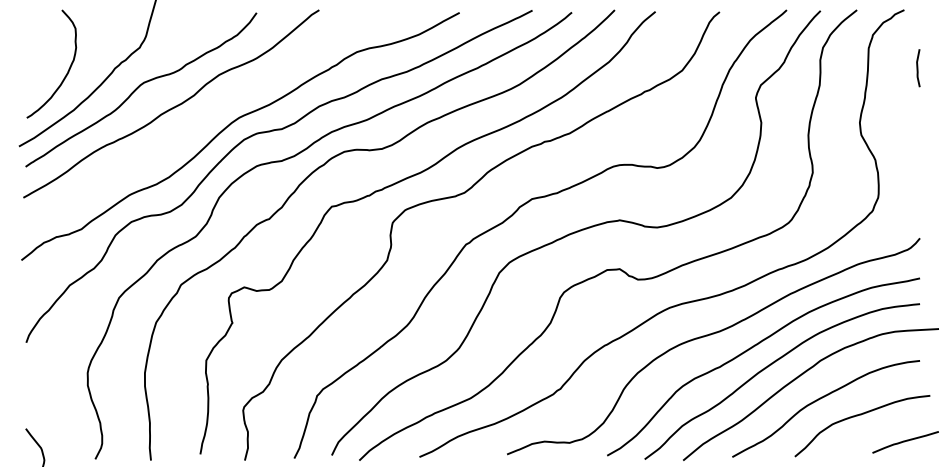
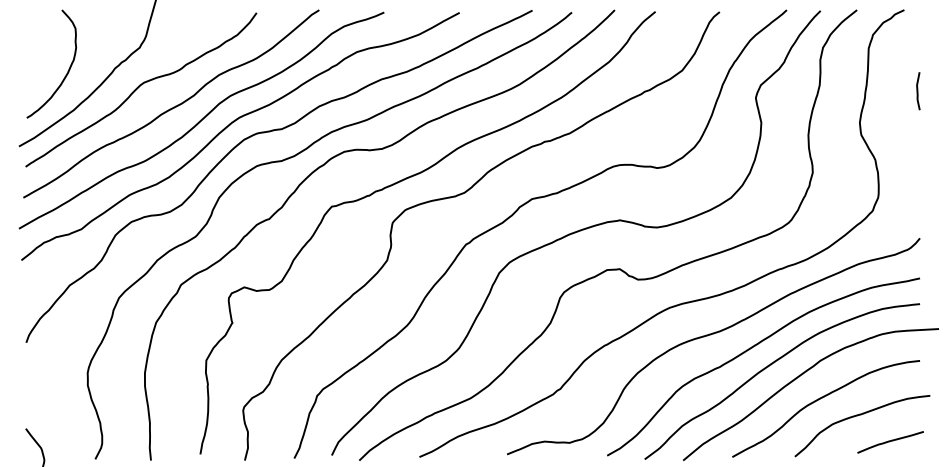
curve position: (918, 68) -> (918, 91) (918, 91)
curve: none -> present (201, 120)
curve position: (905, 441) -> (890, 441) (890, 441)
